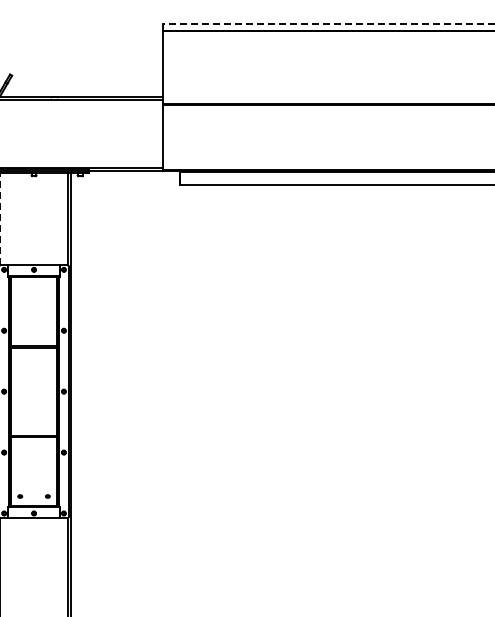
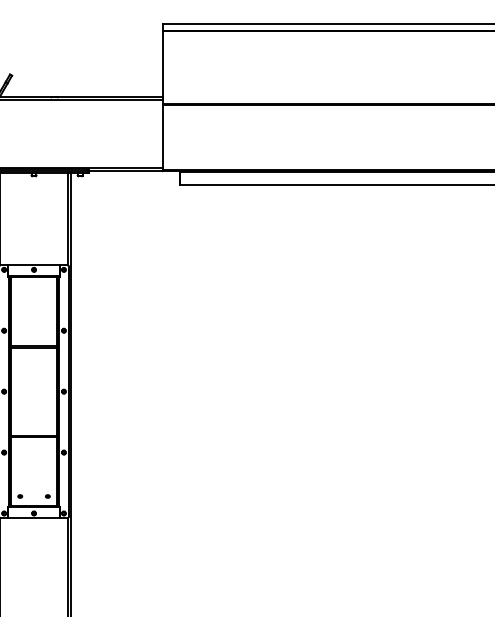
line: dashed -> solid (328, 23)
line: dashed -> solid (0, 218)
